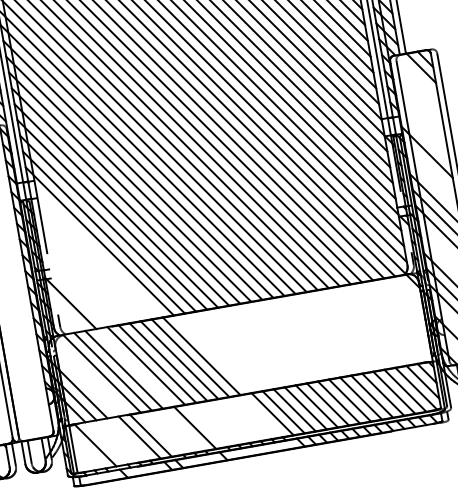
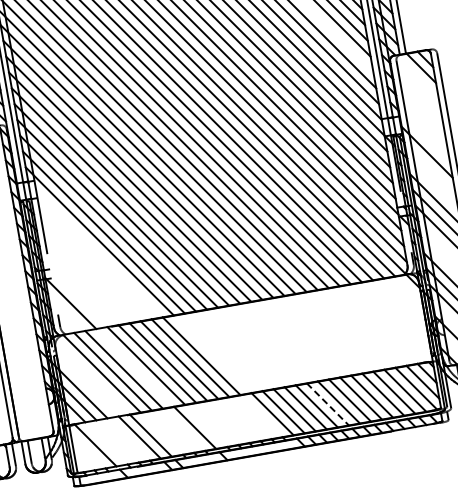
line: present -> none (338, 37)
line: solid -> dashed (327, 404)
